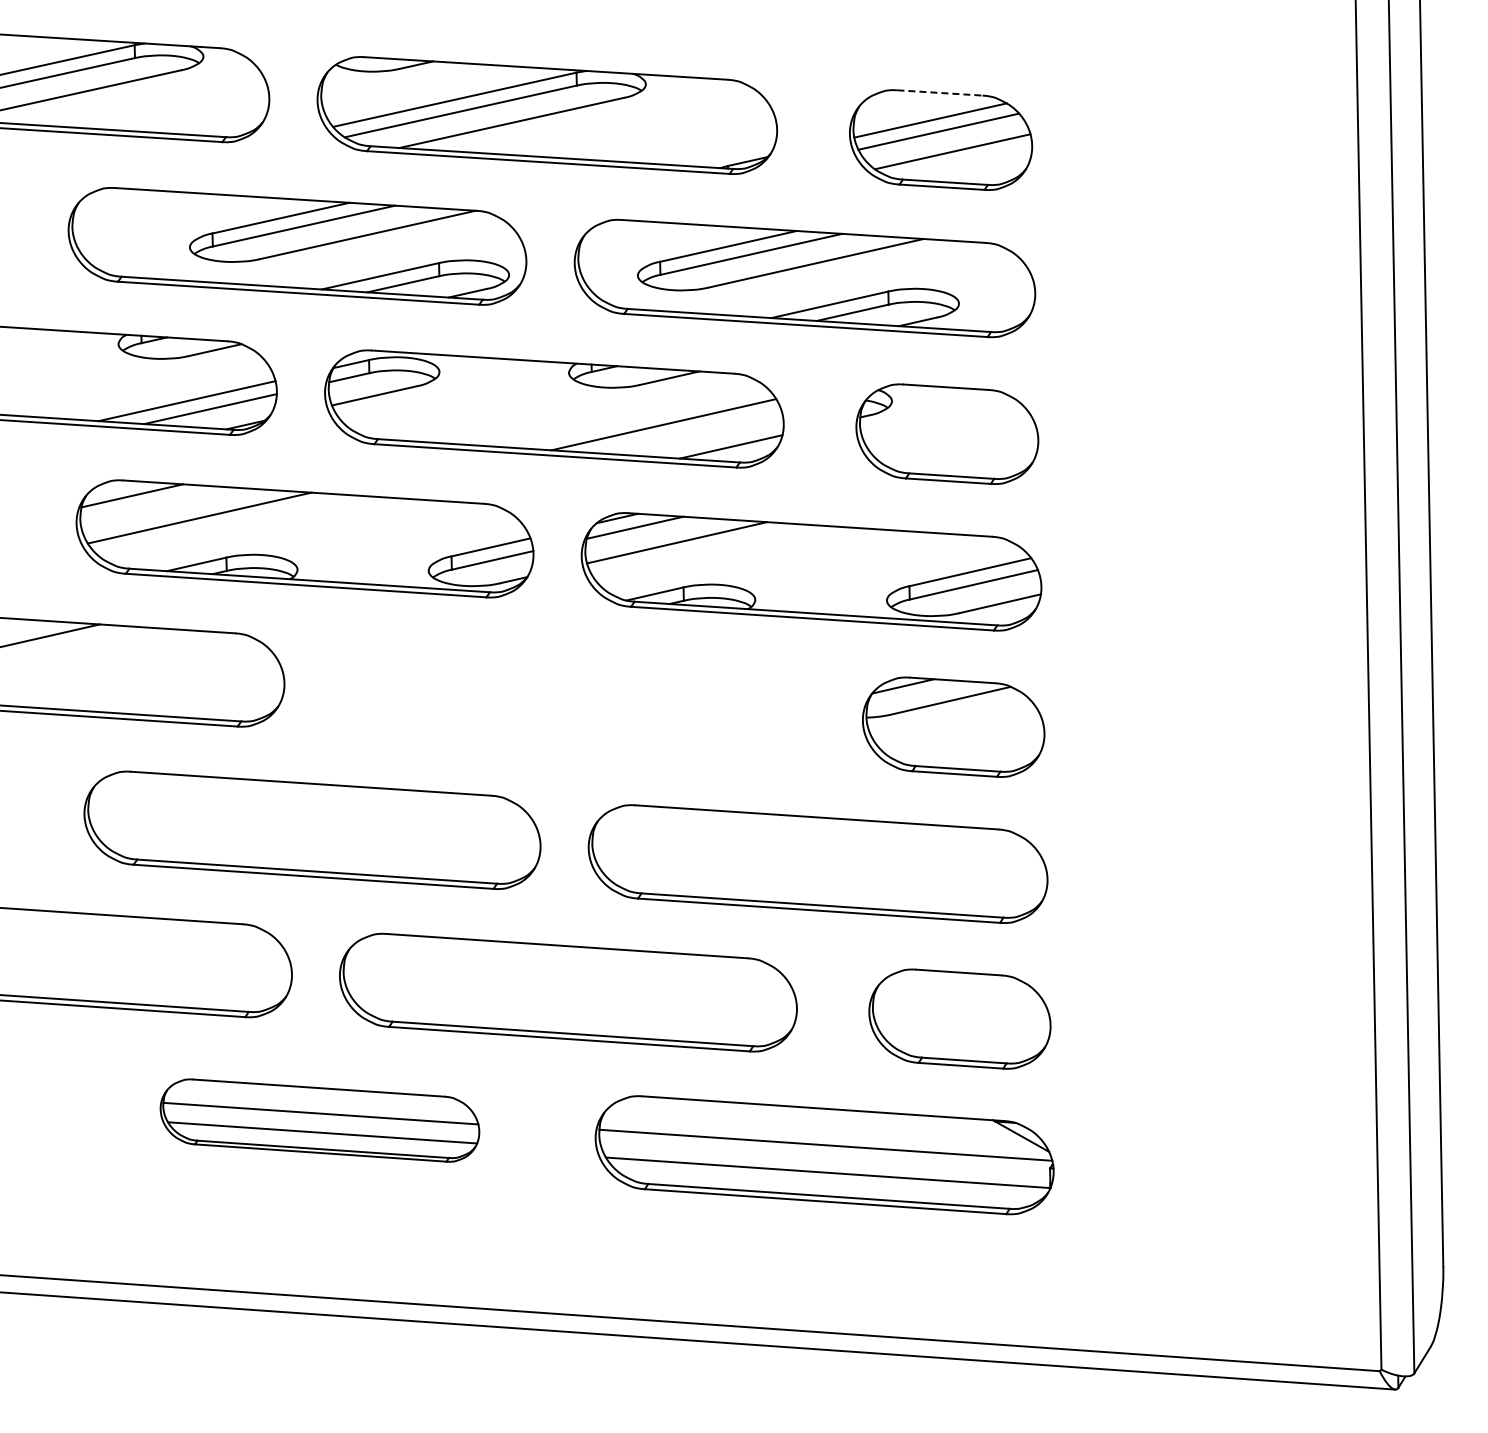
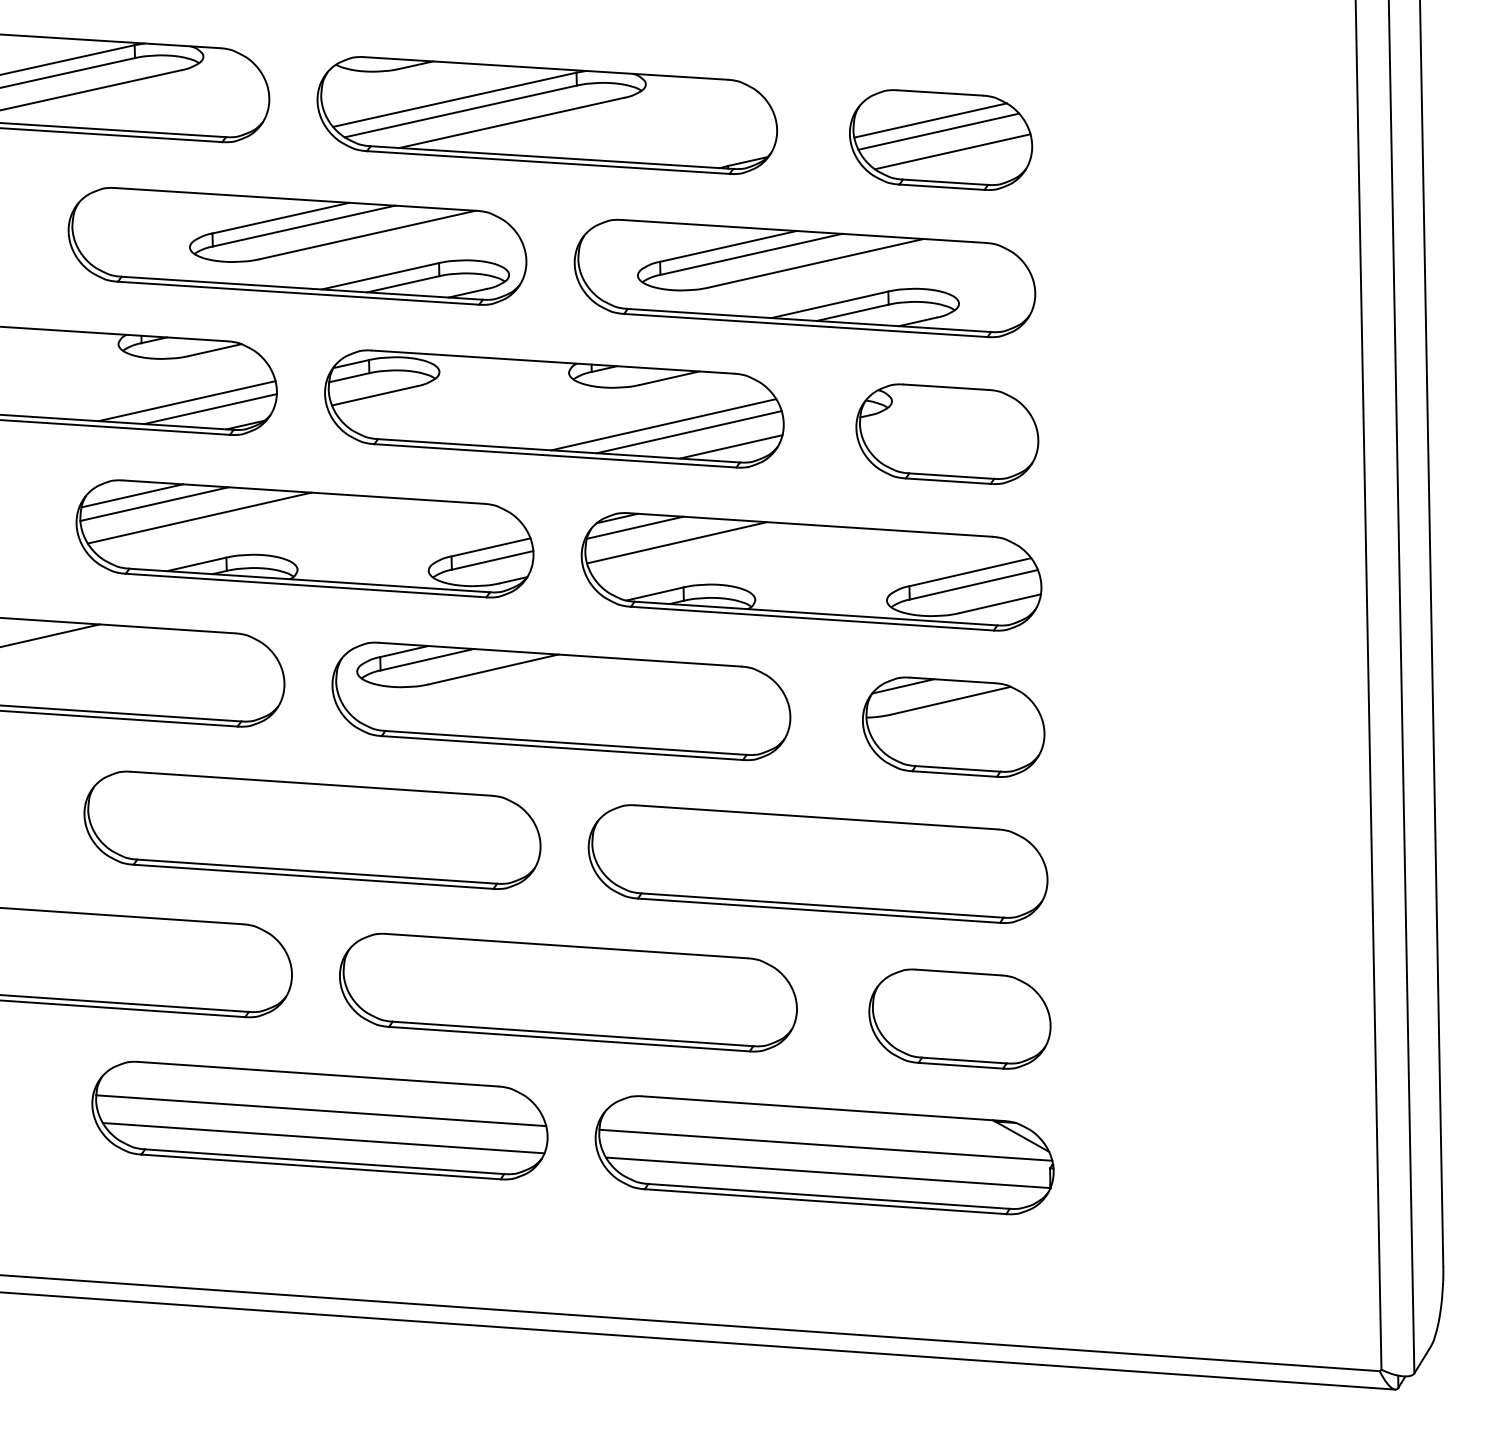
line: dashed -> solid (940, 92)
line: none -> present (688, 432)
line: none -> present (154, 503)
part: none -> present (561, 701)
part size: 322x85 px -> 458x121 px (319, 1120)
